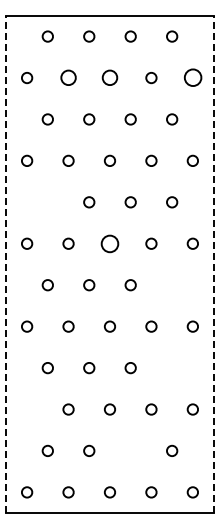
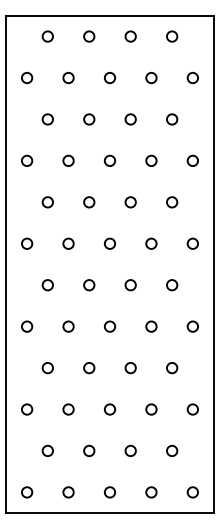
circle size: 17x17 px -> 13x13 px (68, 78)
circle size: 18x17 px -> 12x13 px (109, 78)
circle size: 19x19 px -> 13x13 px (192, 78)
circle: none -> present (47, 202)
circle size: 20x20 px -> 12x13 px (109, 243)
line: dashed -> solid (6, 264)
line: dashed -> solid (213, 264)
circle: none -> present (172, 285)
circle: none -> present (172, 368)
circle: none -> present (27, 409)
circle: none -> present (130, 450)
